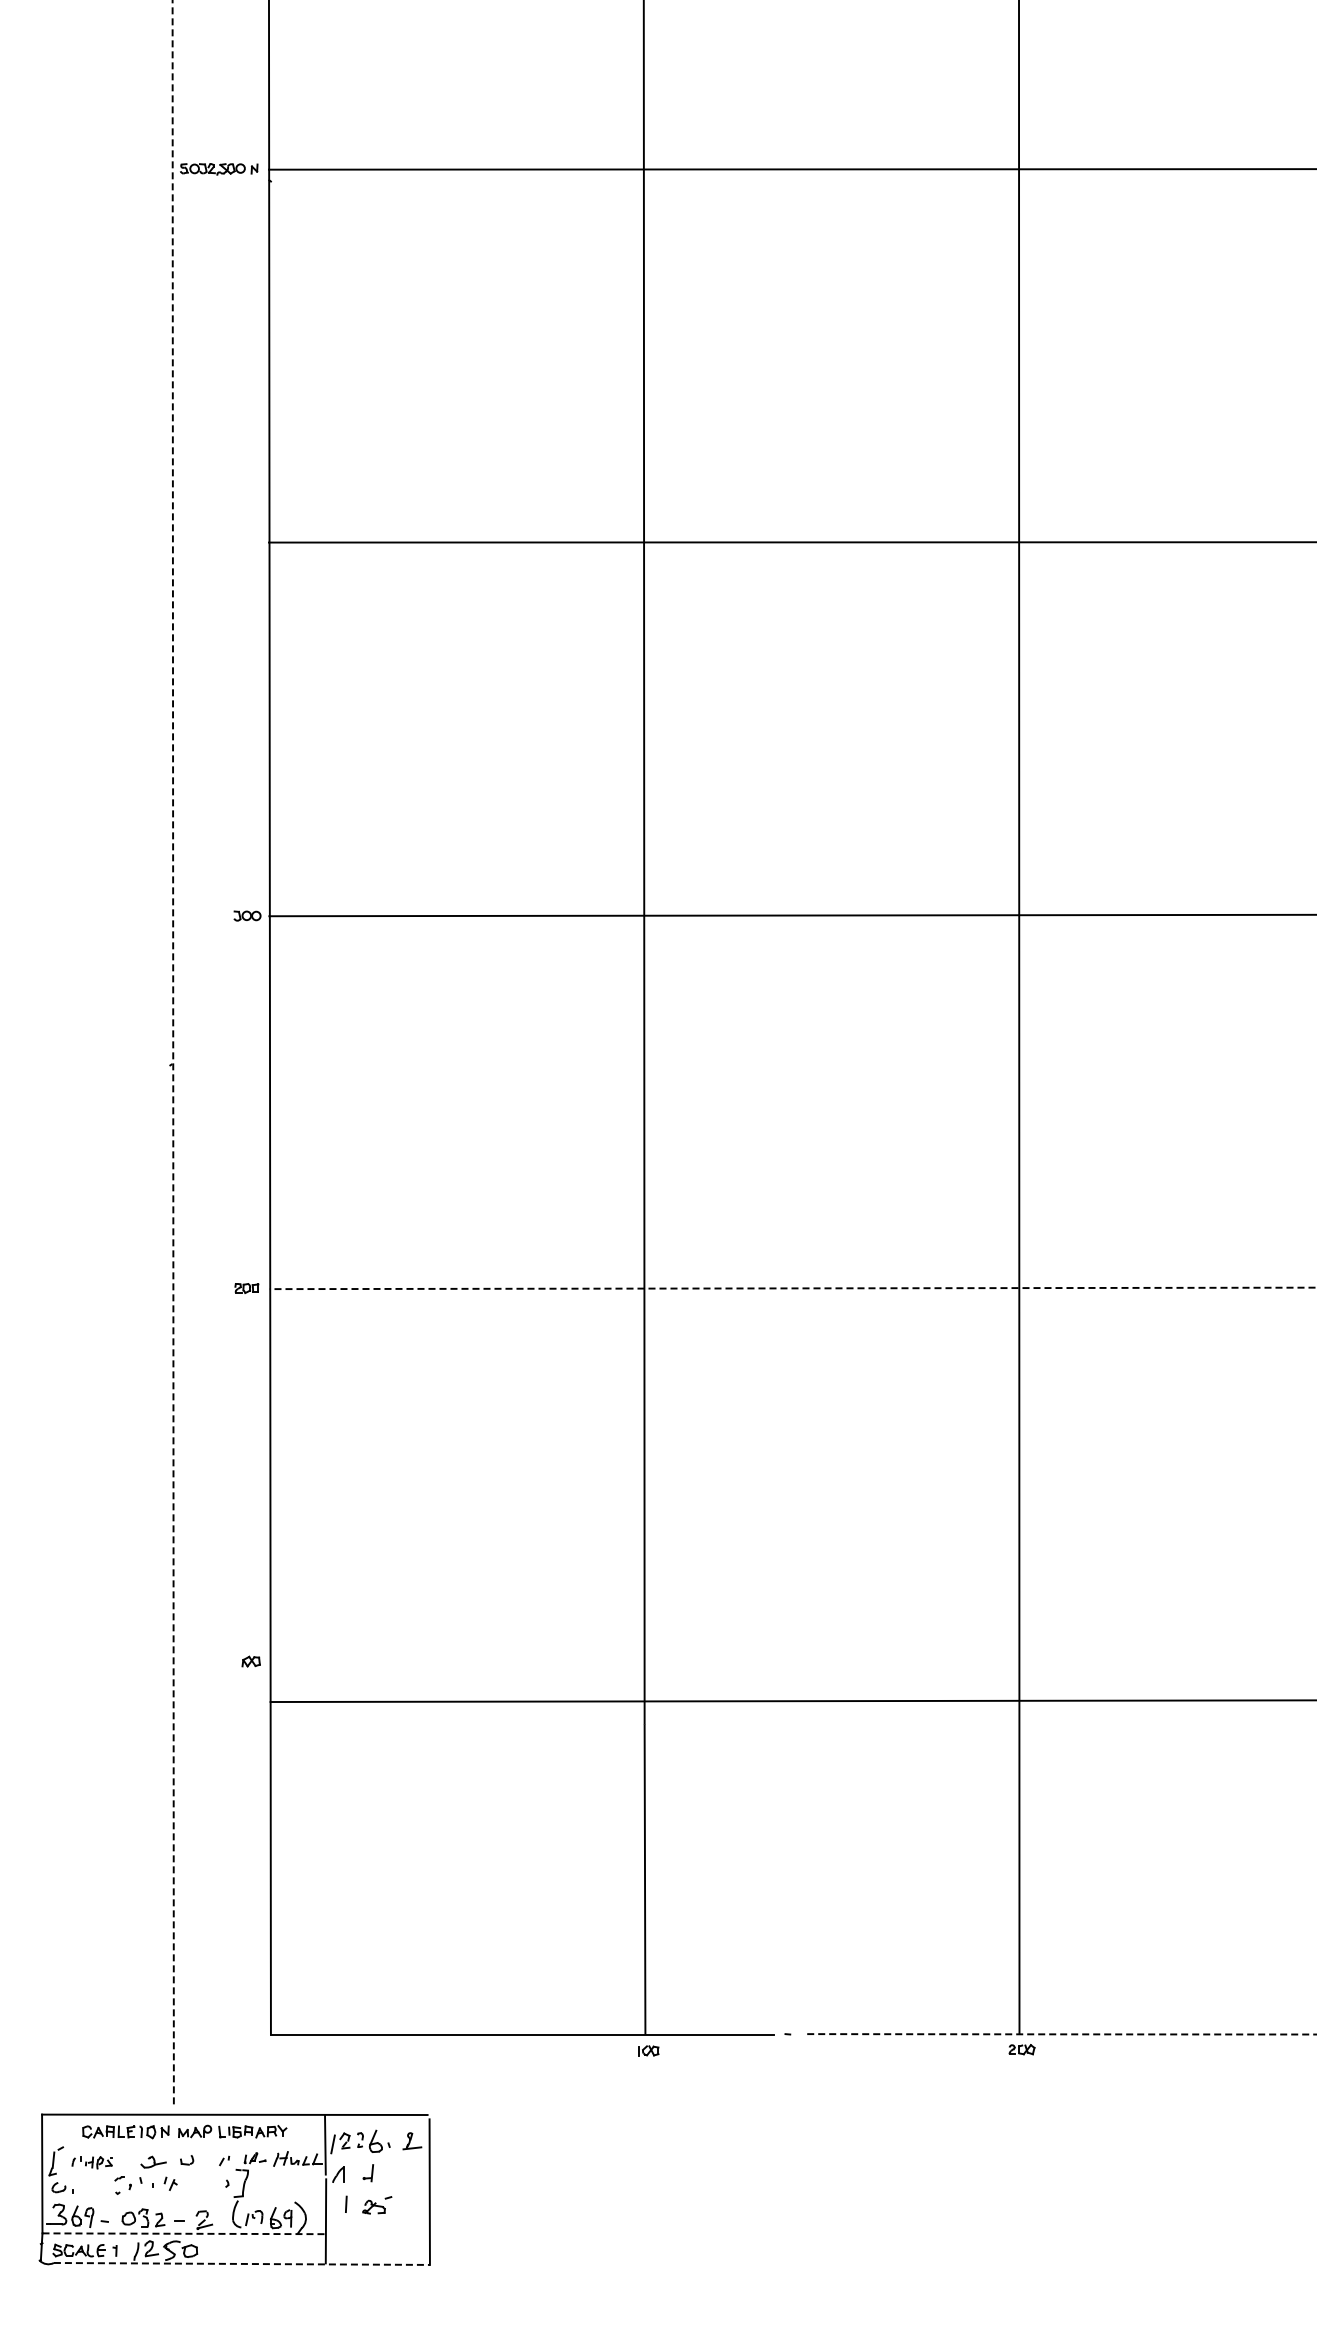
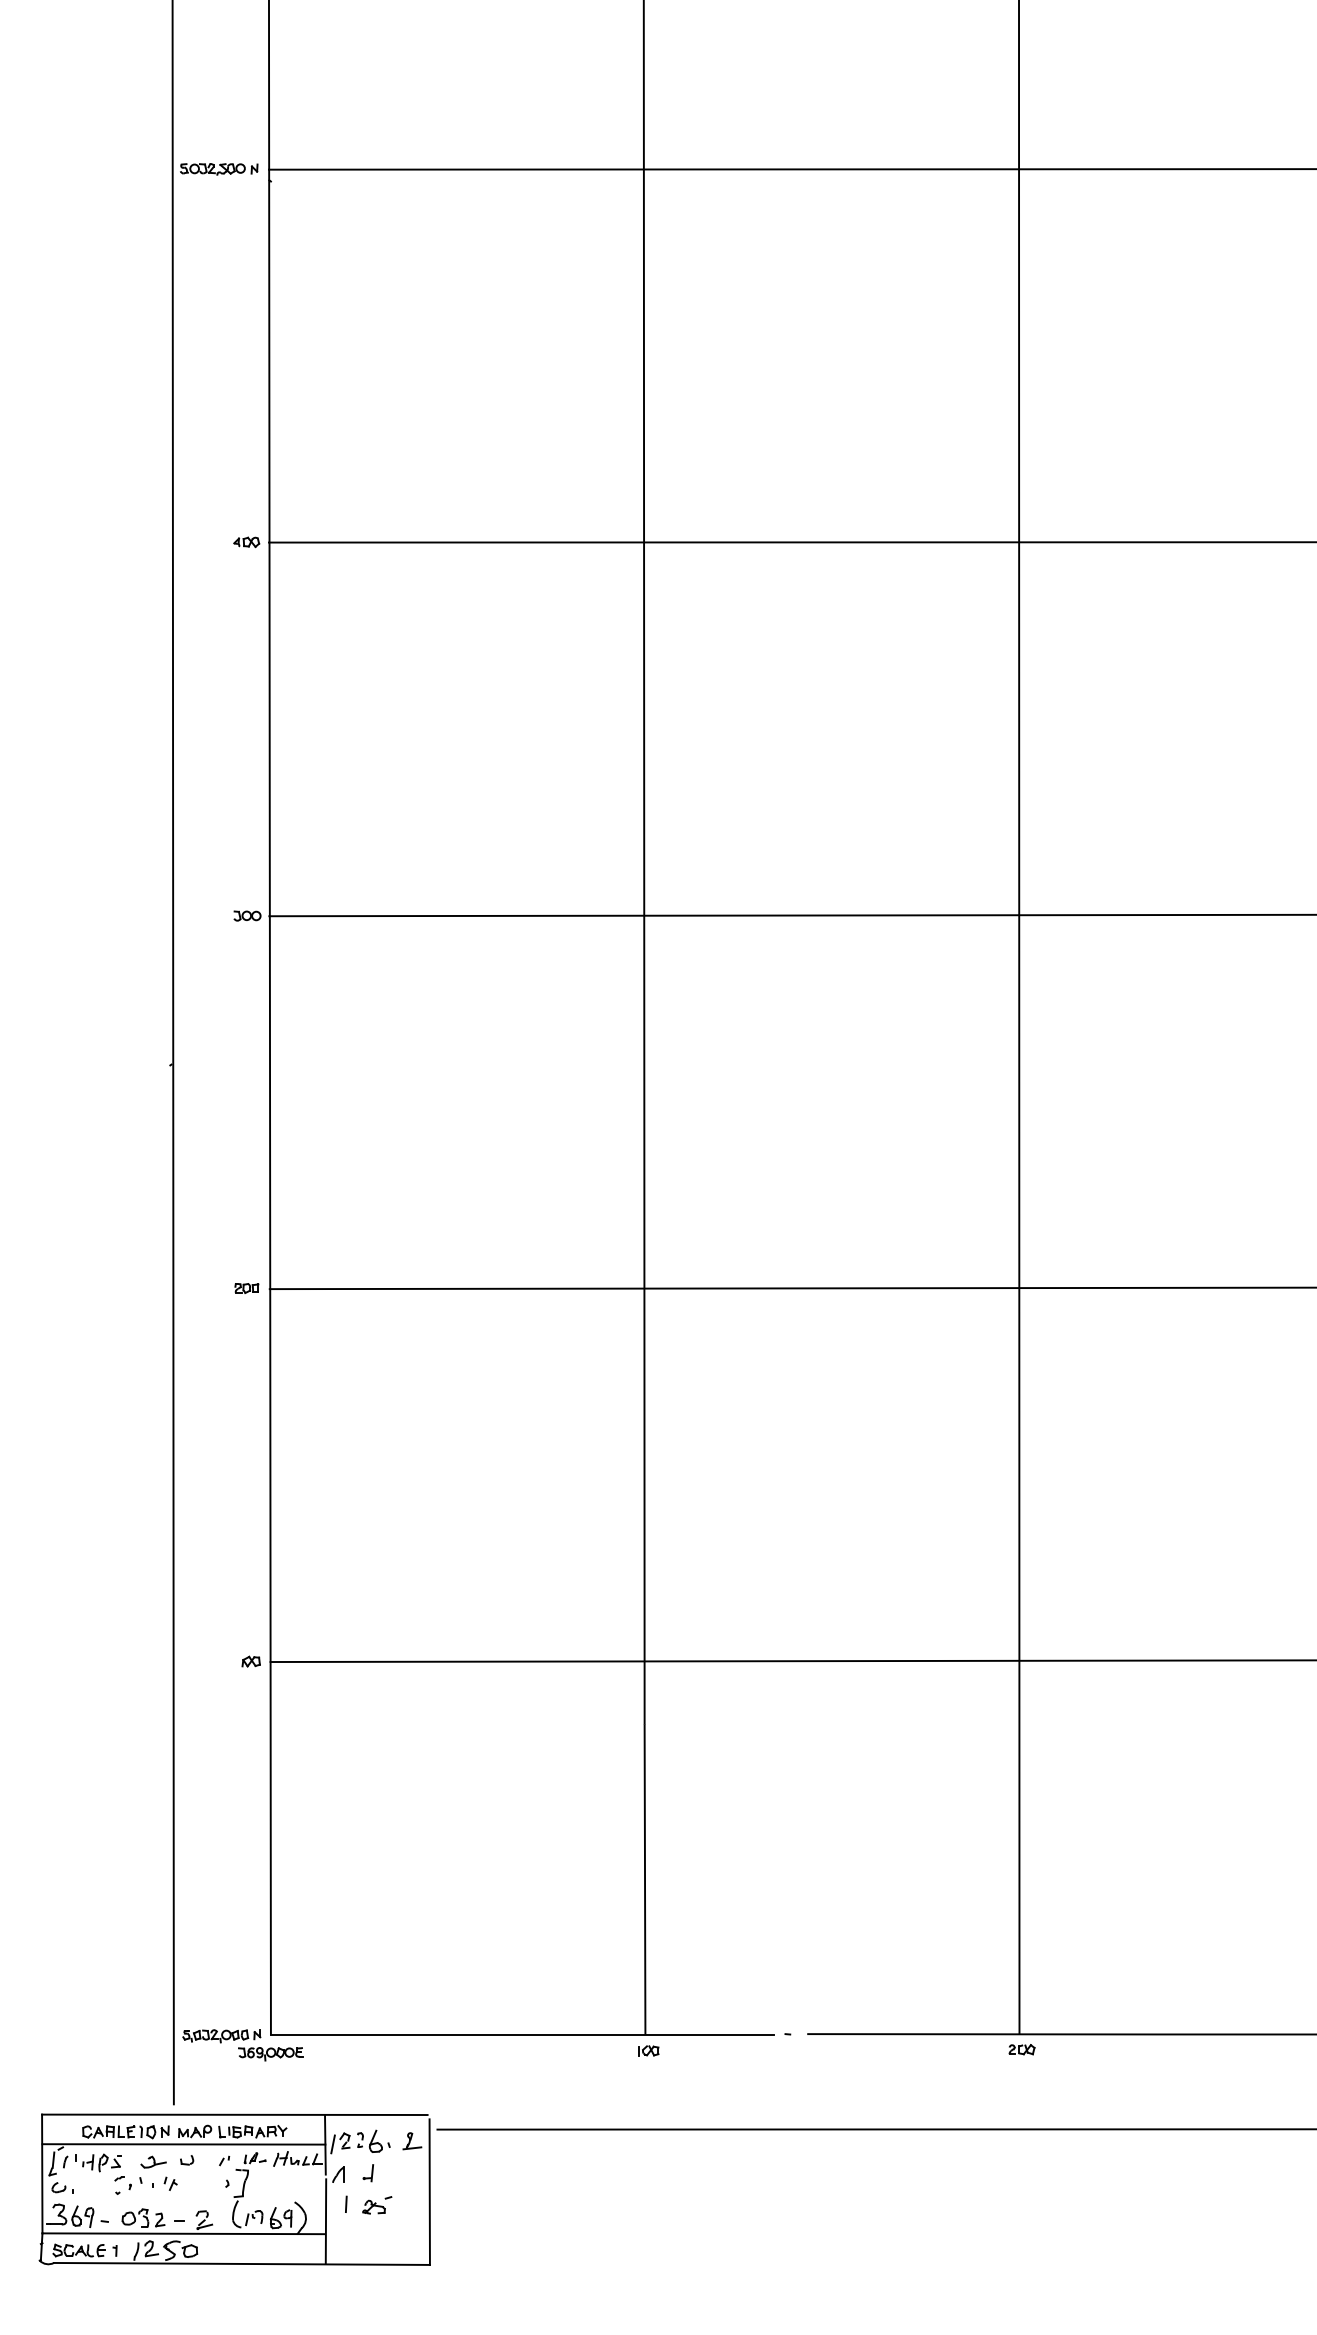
part: none -> present (246, 542)
line: dashed -> solid (173, 1052)
line: dashed -> solid (792, 1288)
line position: (791, 1701) -> (791, 1661) (791, 1661)
arc: dashed -> solid (1061, 2034)
part: none -> present (242, 2045)
line: none -> present (875, 2129)
line: none -> present (183, 2144)
part size: 42x14 px -> 59x20 px (92, 2162)
line: dashed -> solid (184, 2233)
line: dashed -> solid (242, 2263)
